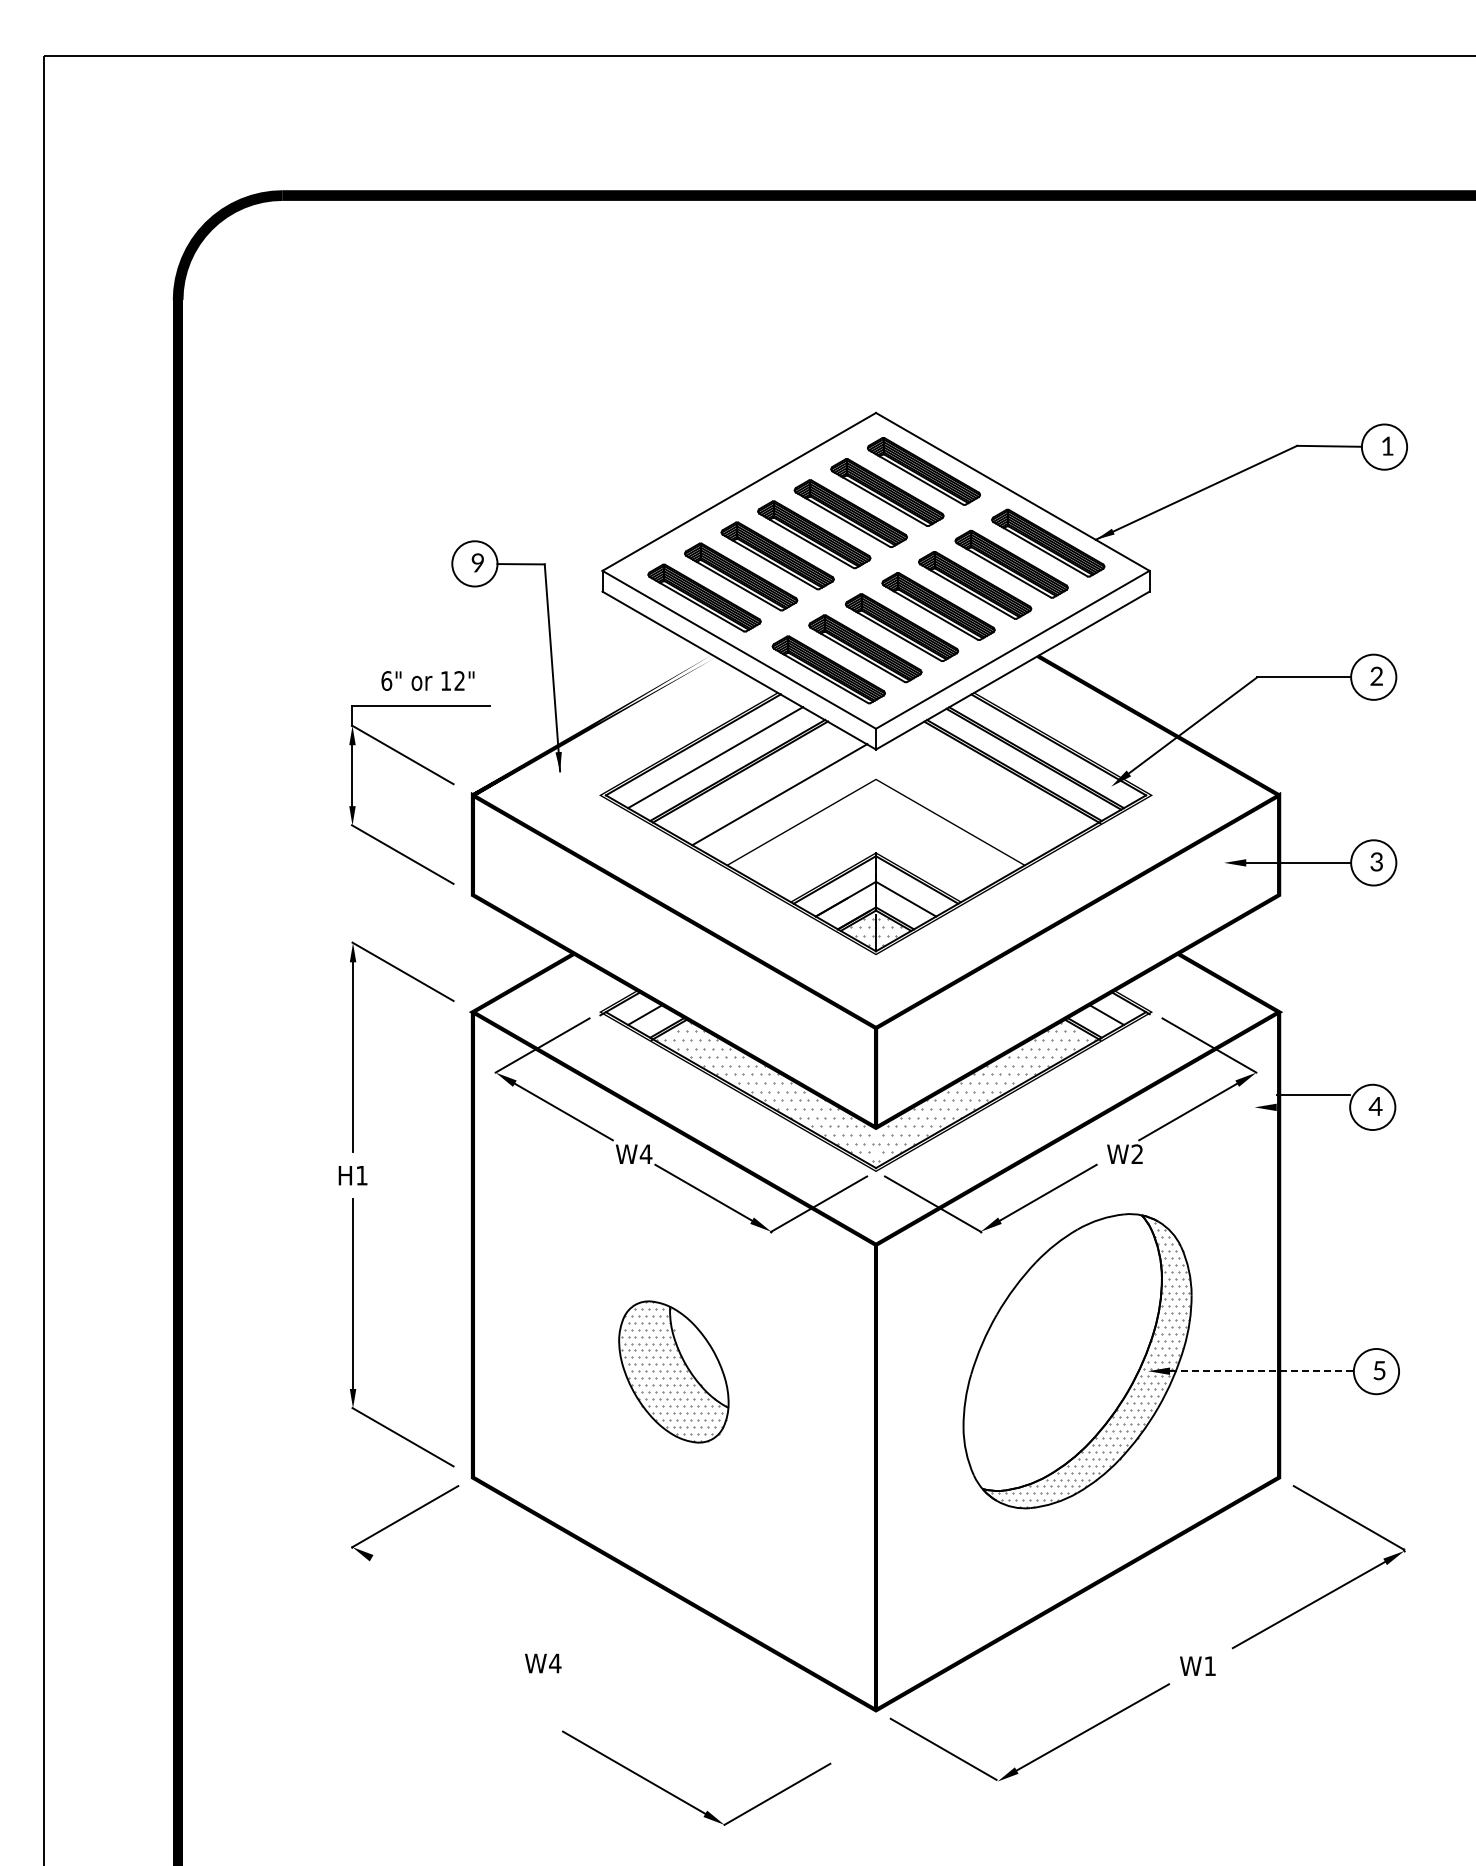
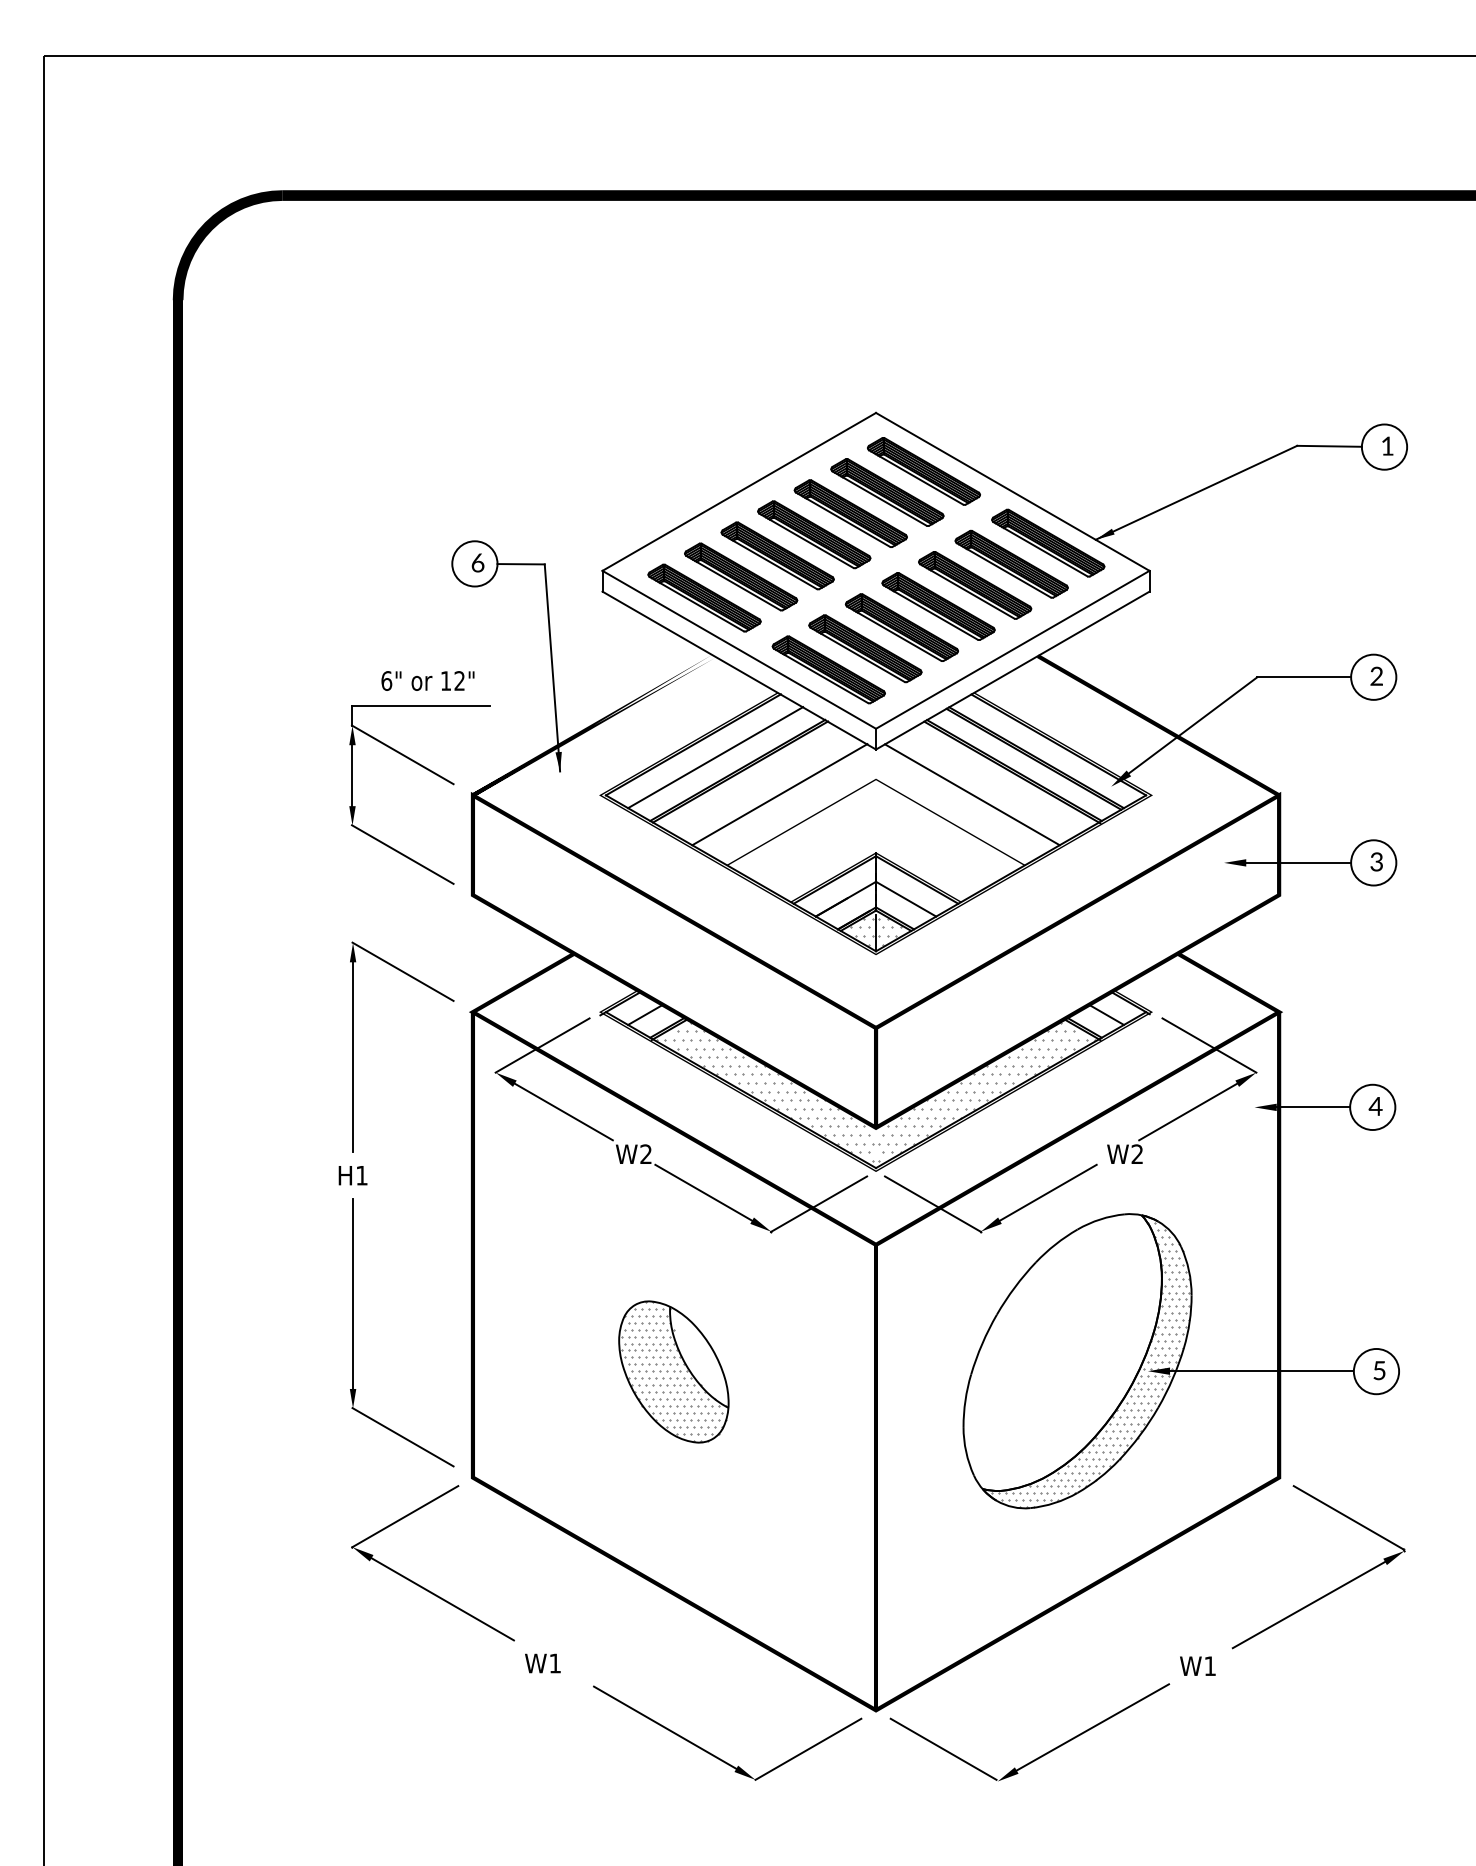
text: 9 -> 6 (477, 562)
line: none -> present (972, 794)
line position: (1313, 1095) -> (1313, 1107) (1313, 1107)
text: W4 -> W2 (645, 1153)
line: dashed -> solid (1261, 1371)
line: none -> present (442, 1599)
text: W4 -> W1 (555, 1663)
part position: (684, 1800) -> (715, 1755) (715, 1755)
